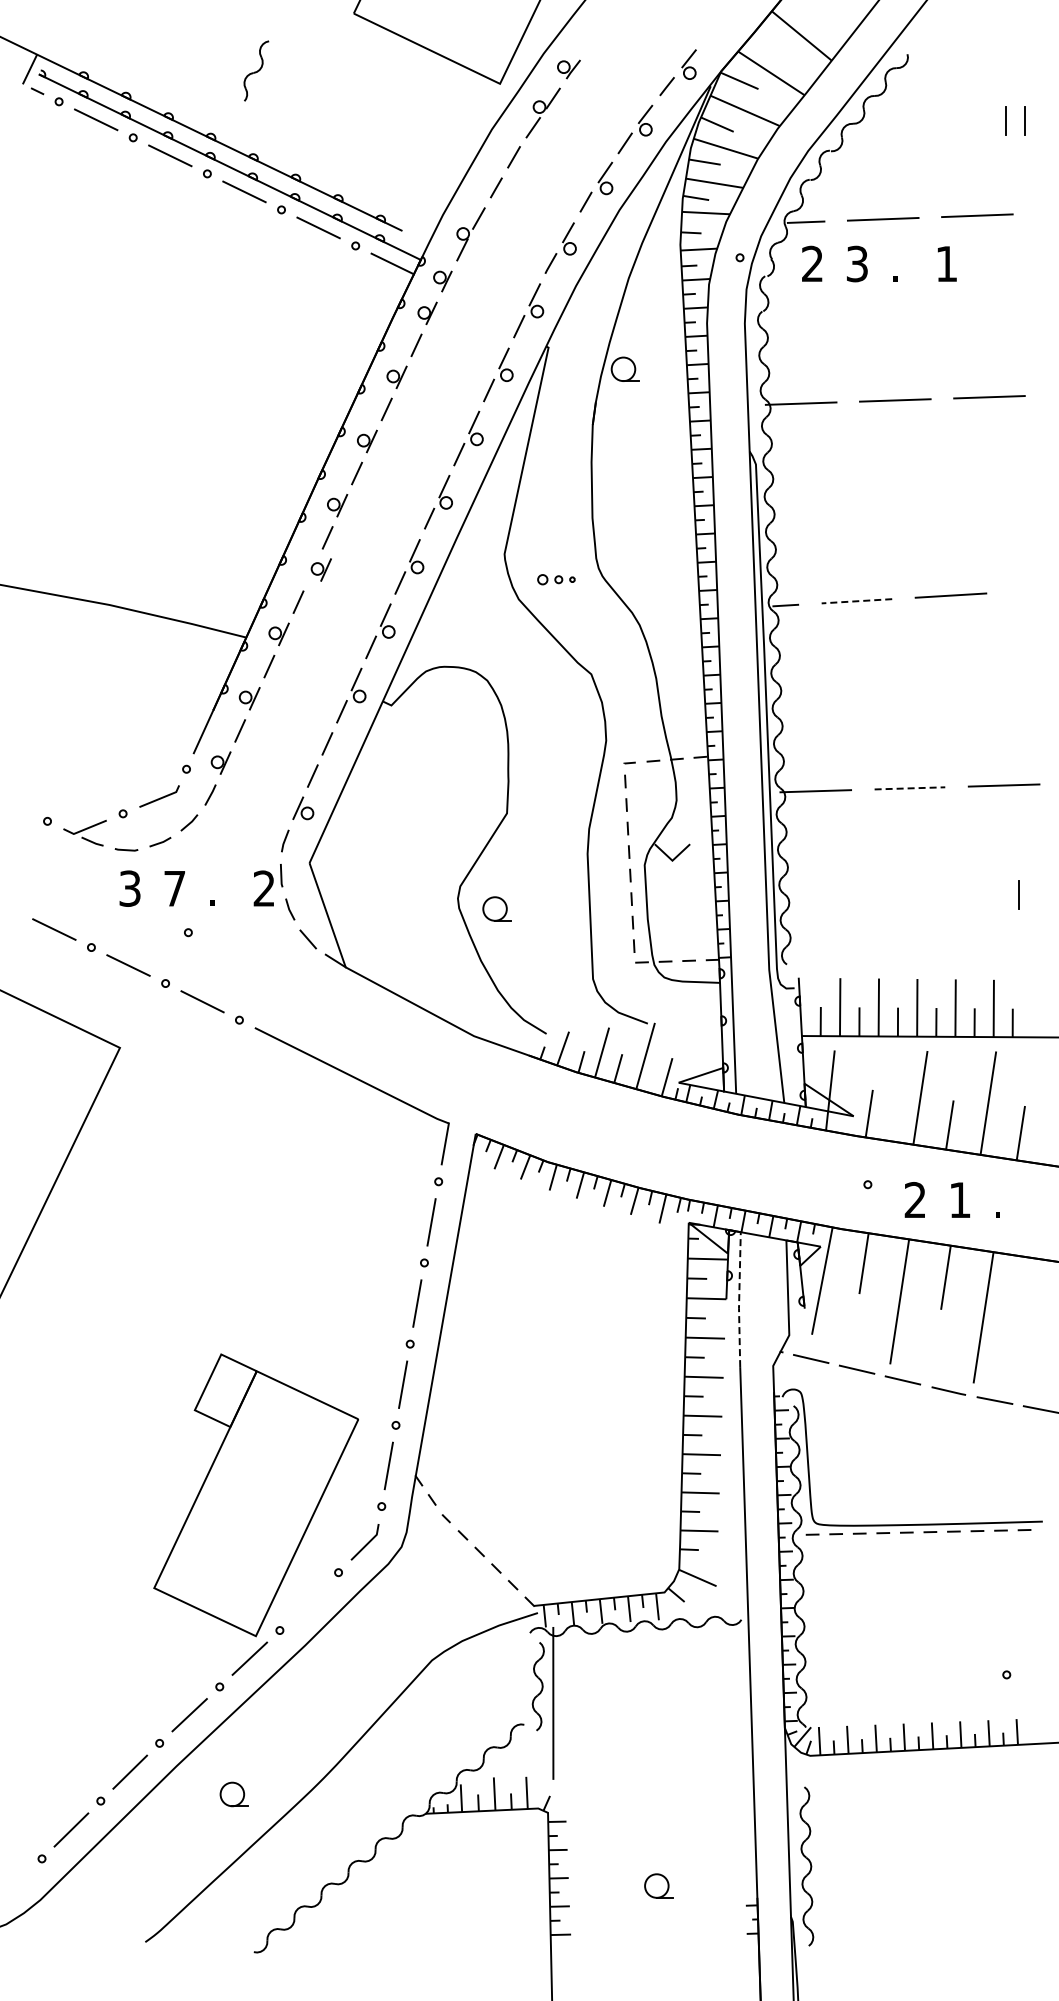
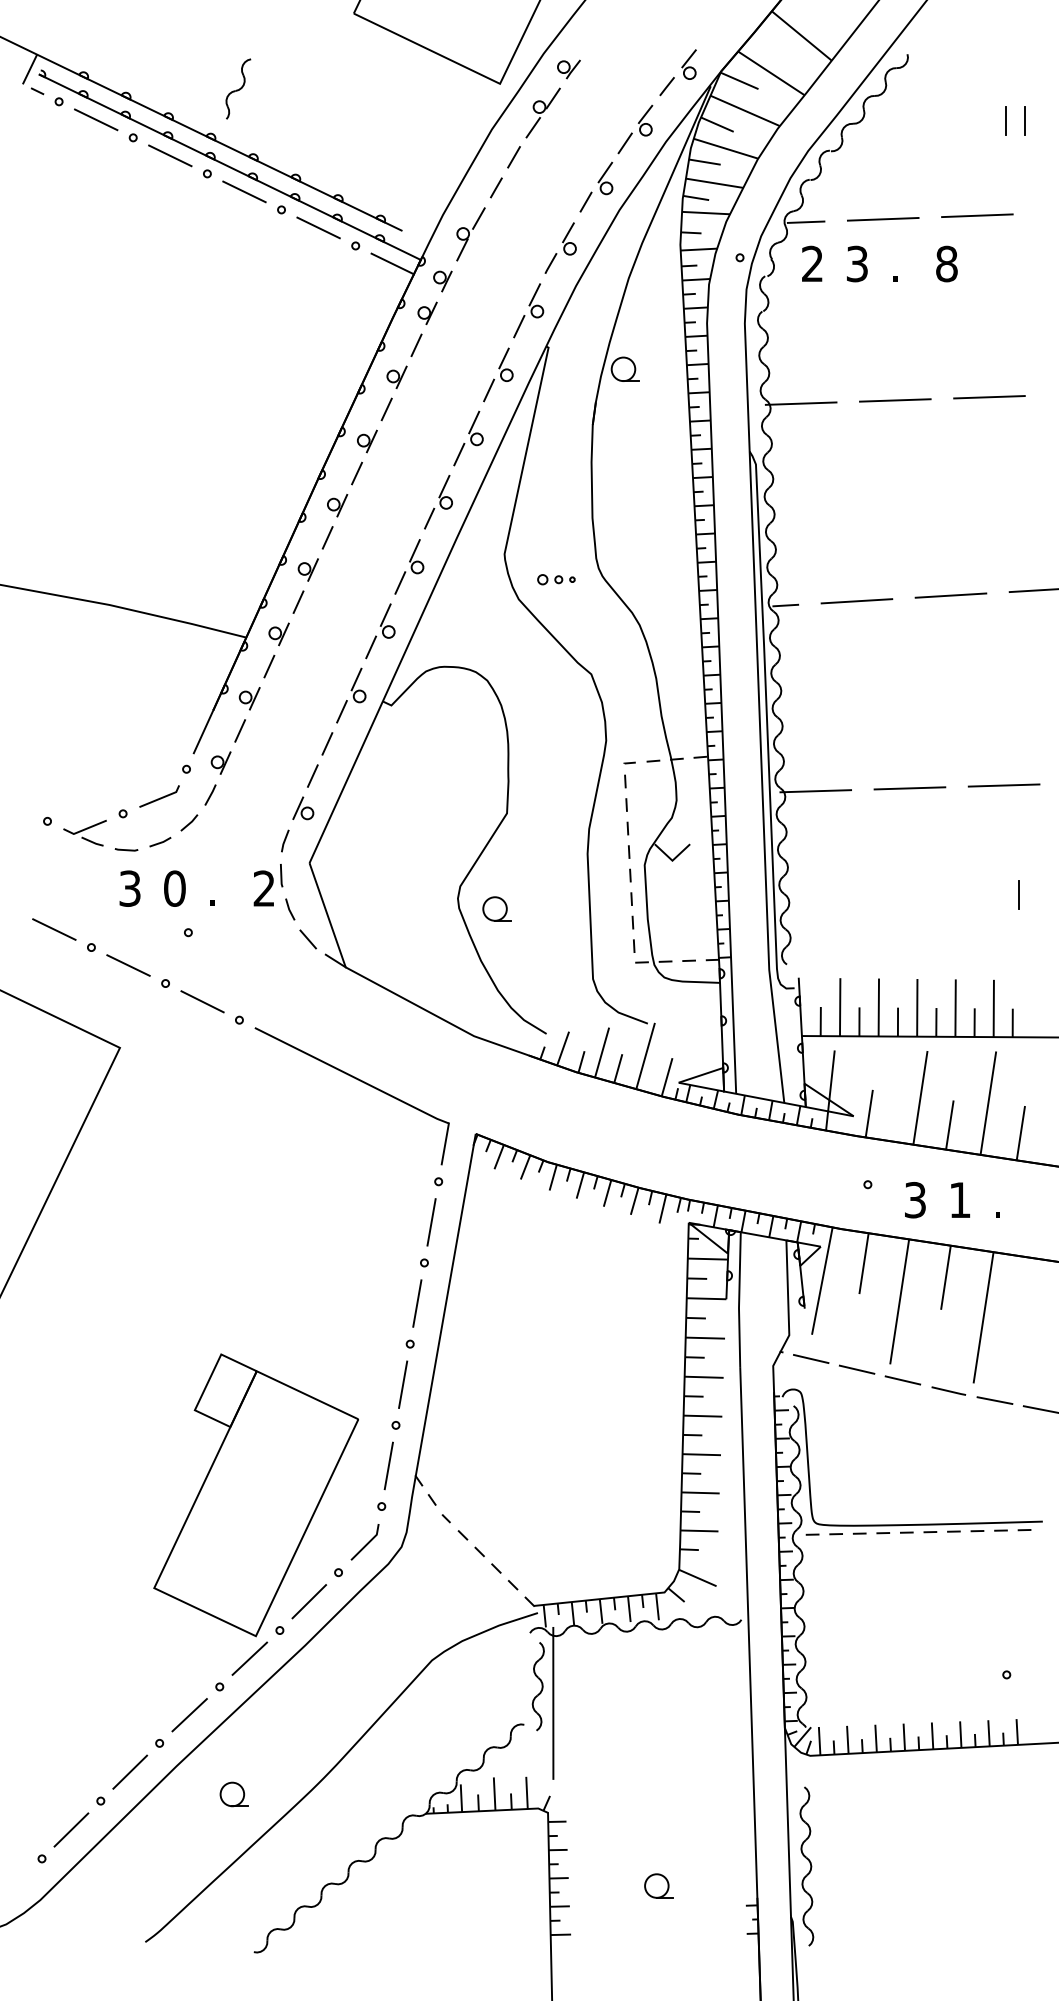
part position: (256, 70) -> (238, 88) (238, 88)
text: 1 -> 8 (946, 263)
part position: (320, 569) -> (307, 569) (307, 569)
line: none -> present (1032, 590)
line: dashed -> solid (856, 601)
line: dashed -> solid (910, 788)
text: 7 -> 0 (174, 888)
text: 2 -> 3 (914, 1200)
line: dashed -> solid (739, 1300)
line: none -> present (309, 1601)
